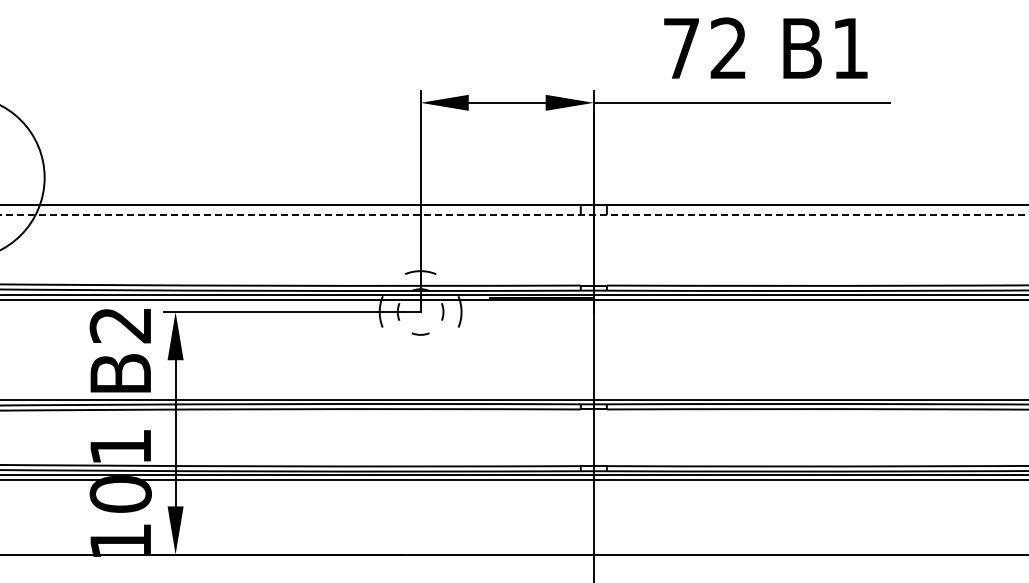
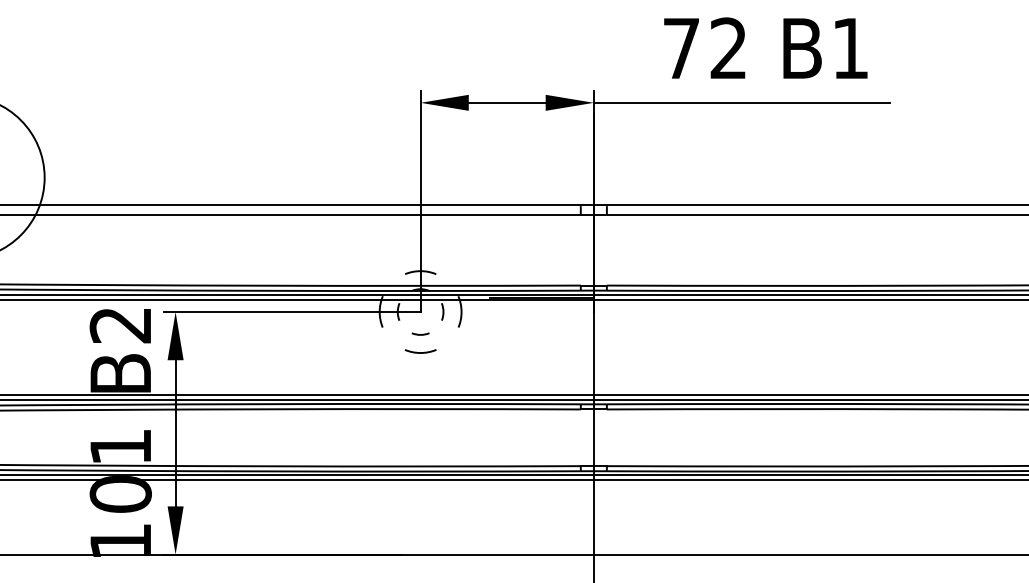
line: dashed -> solid (514, 215)
arc: none -> present (420, 352)
line: none -> present (513, 395)
